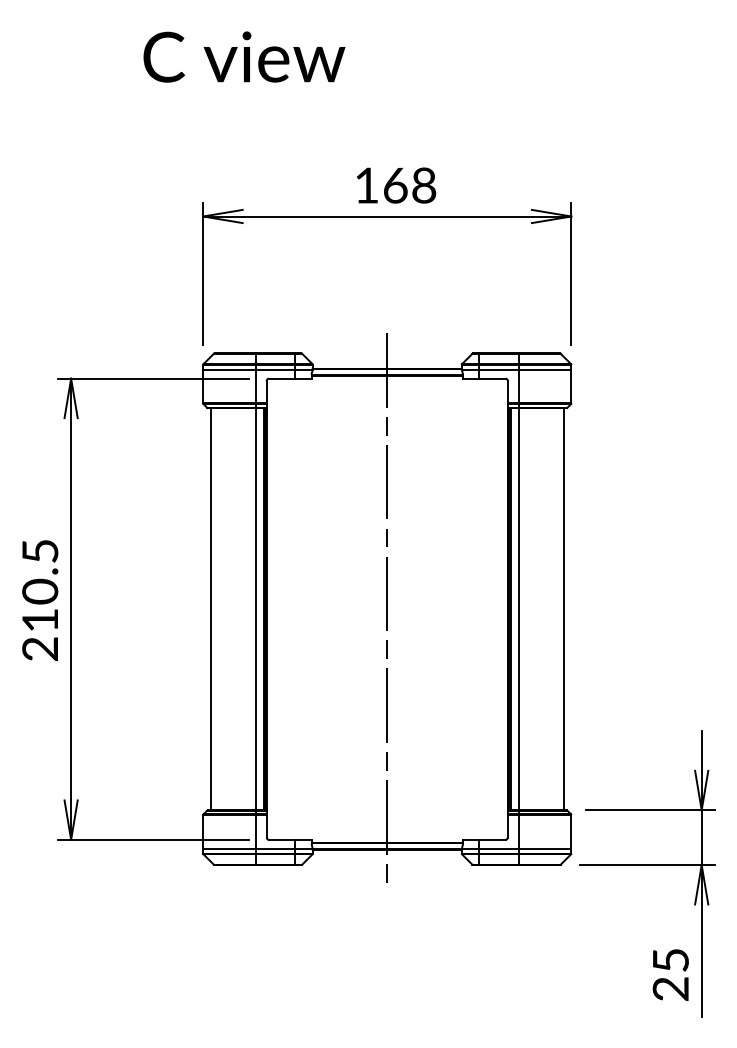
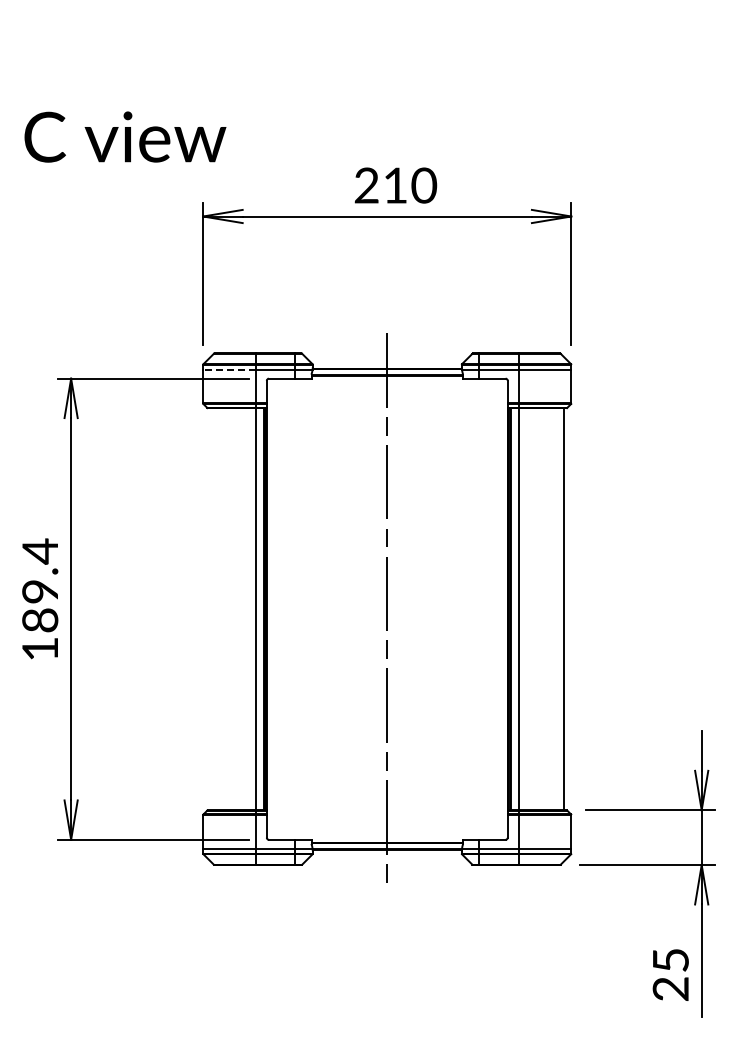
text position: (244, 56) -> (125, 136) (125, 136)
text: 168 -> 210 (395, 185)
line: solid -> dashed (229, 369)
text: 210.5 -> 189.4 (40, 599)
line: present -> none (210, 609)
